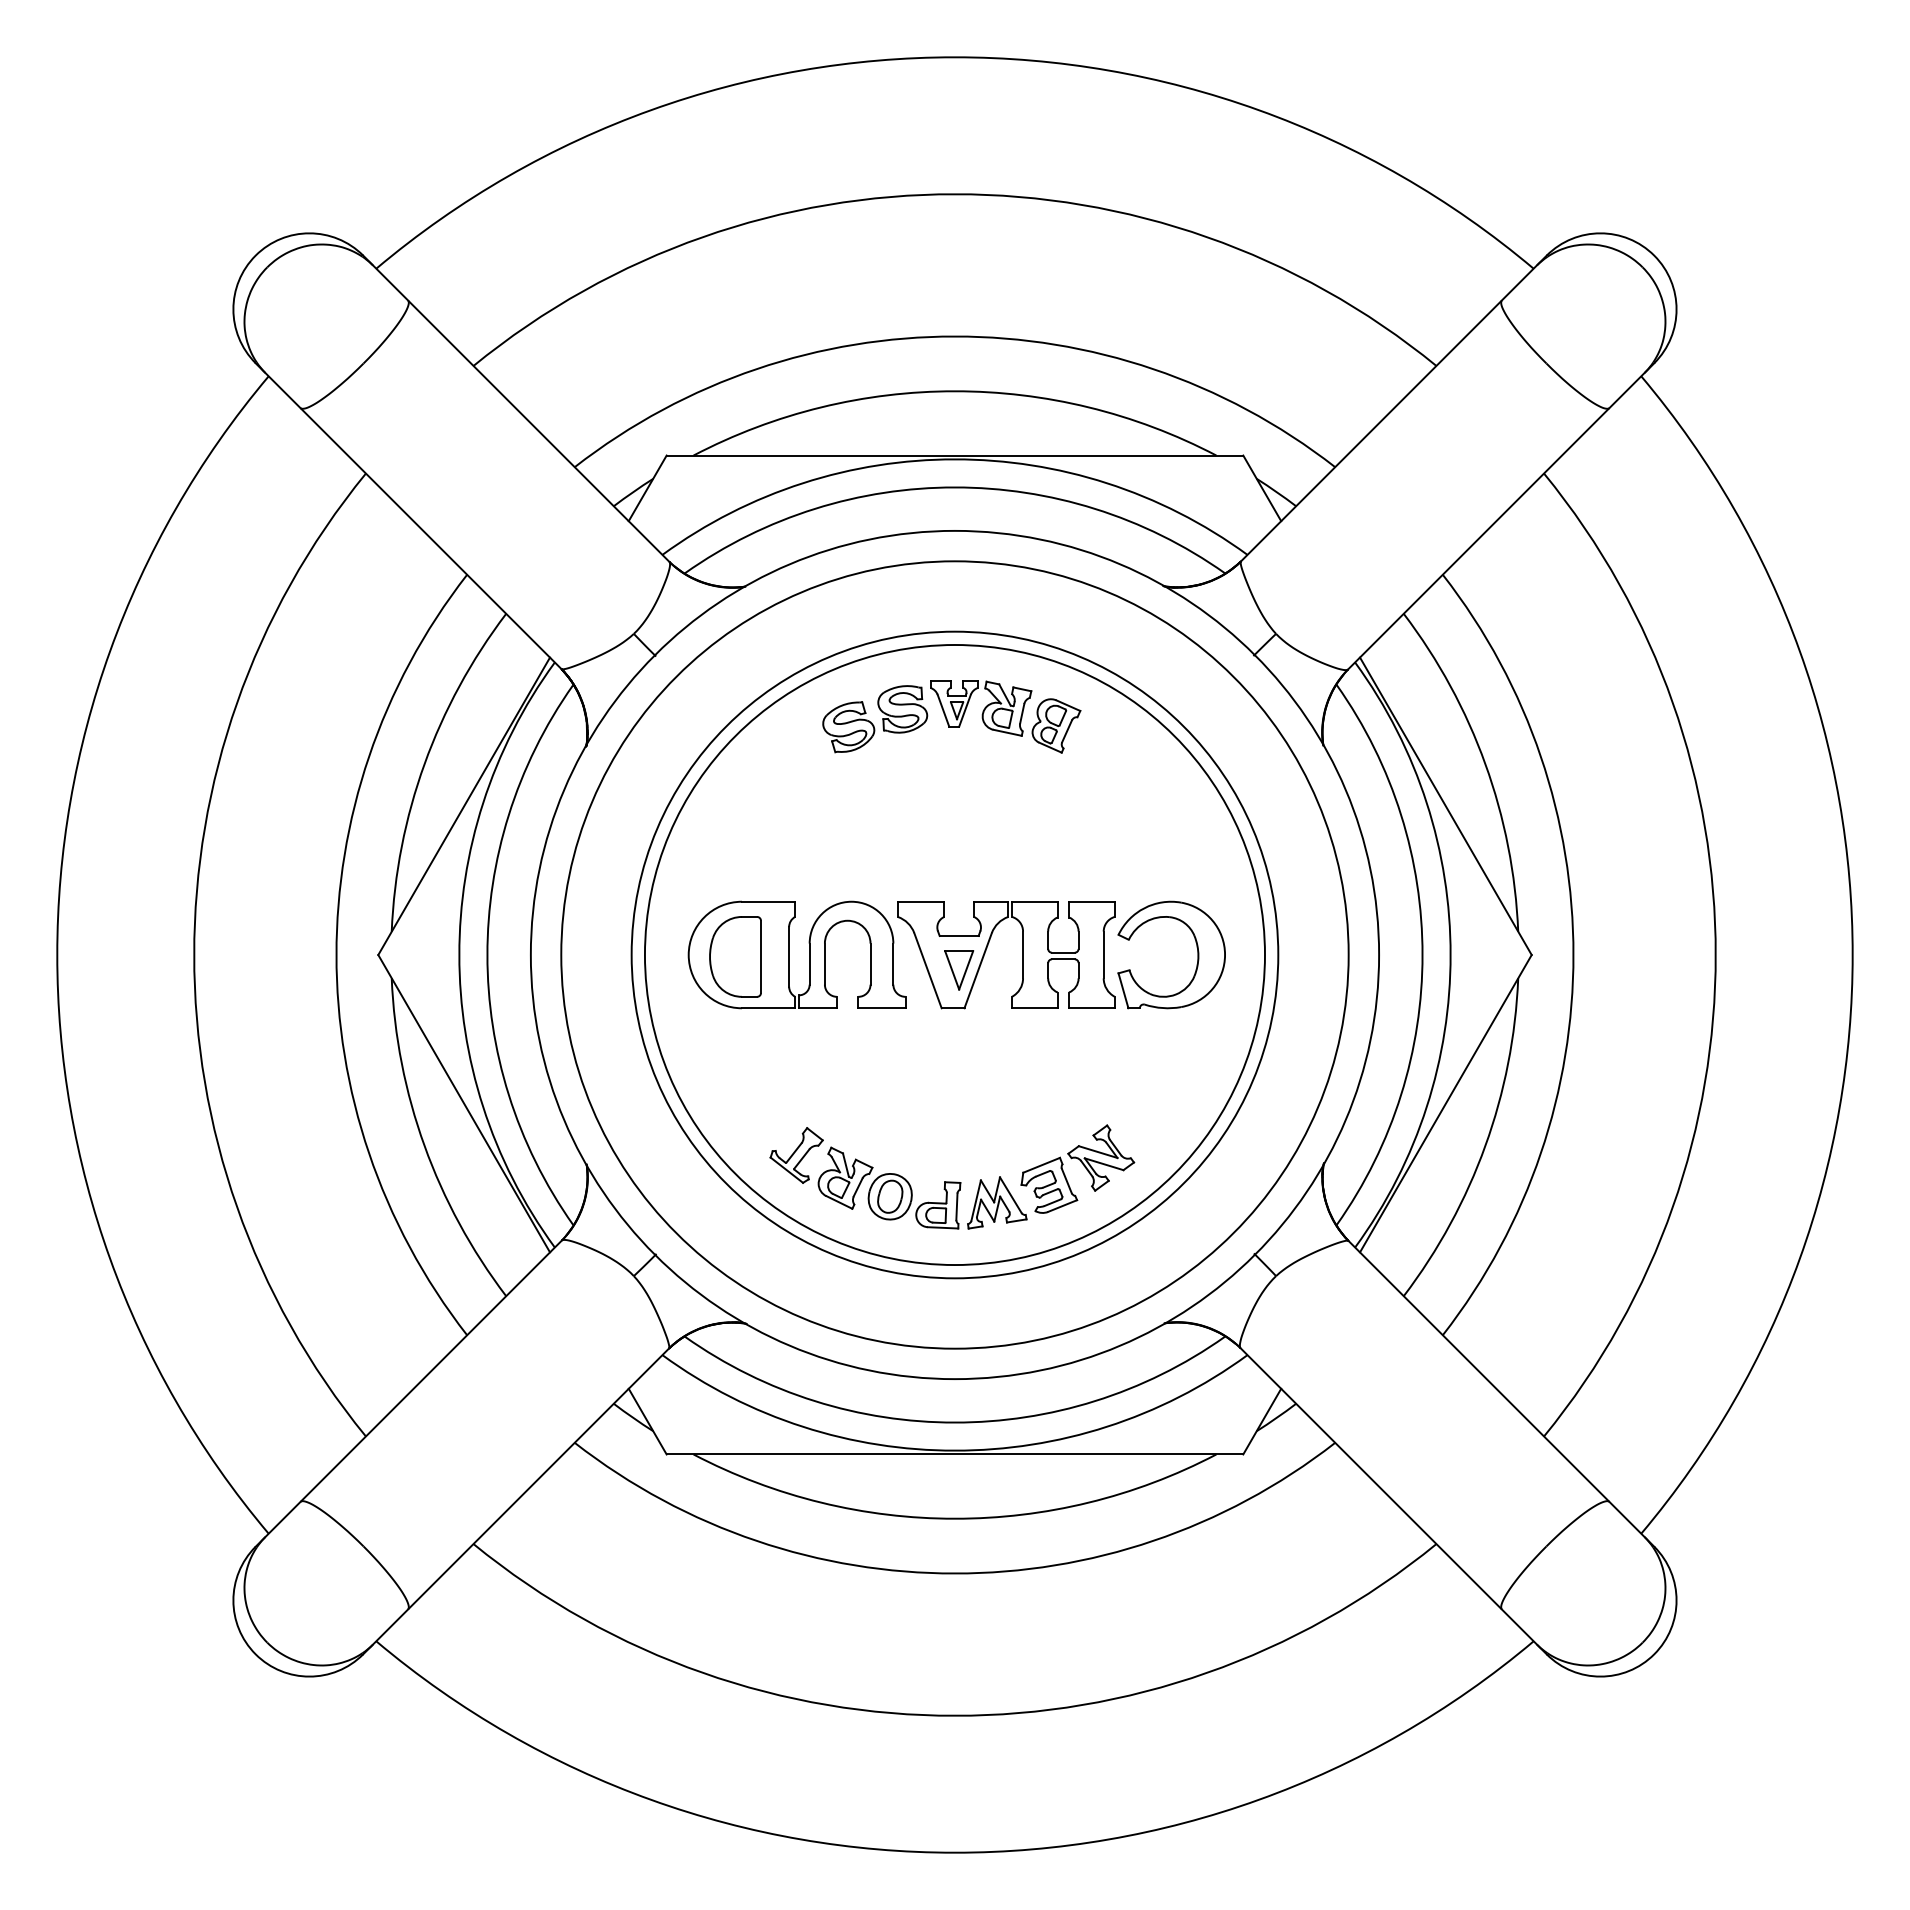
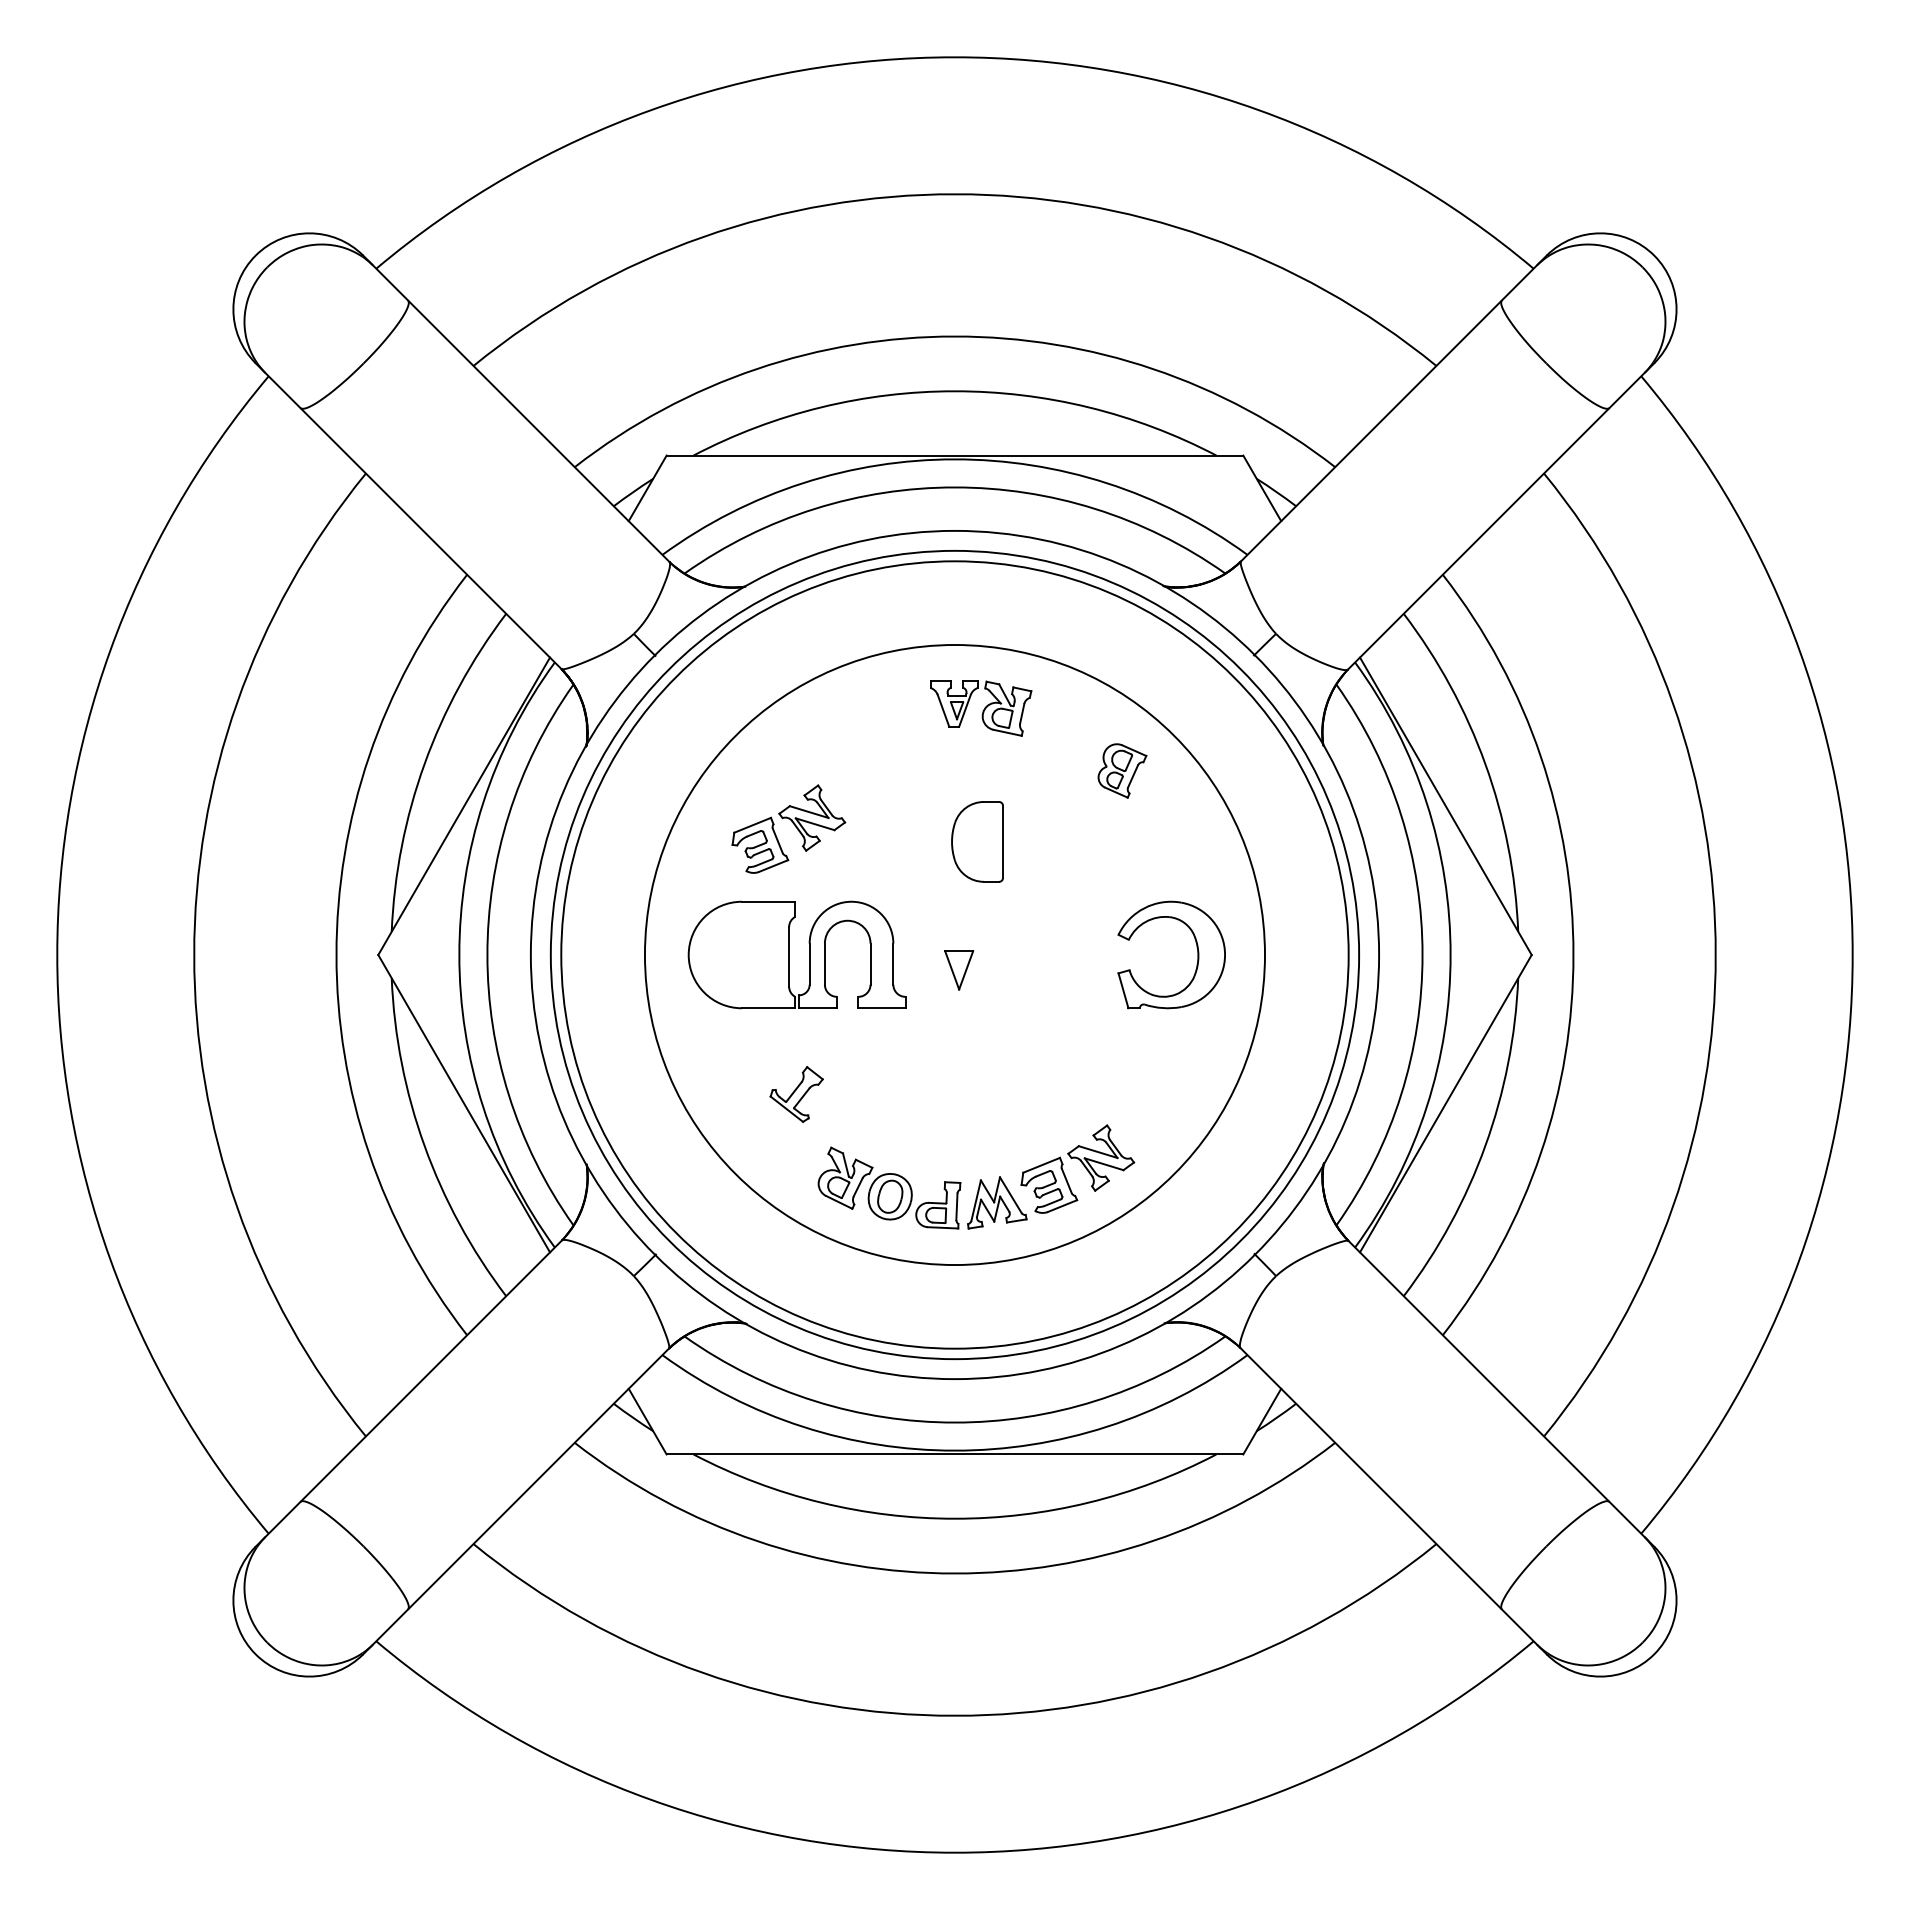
part: present -> none (875, 719)
part position: (1056, 725) -> (1122, 770) (1122, 770)
part: none -> present (792, 823)
circle diameter: 647 px -> 808 px (954, 954)
part: present -> none (1022, 955)
part position: (735, 956) -> (977, 841) (977, 841)
part position: (796, 1155) -> (796, 1094) (796, 1094)
